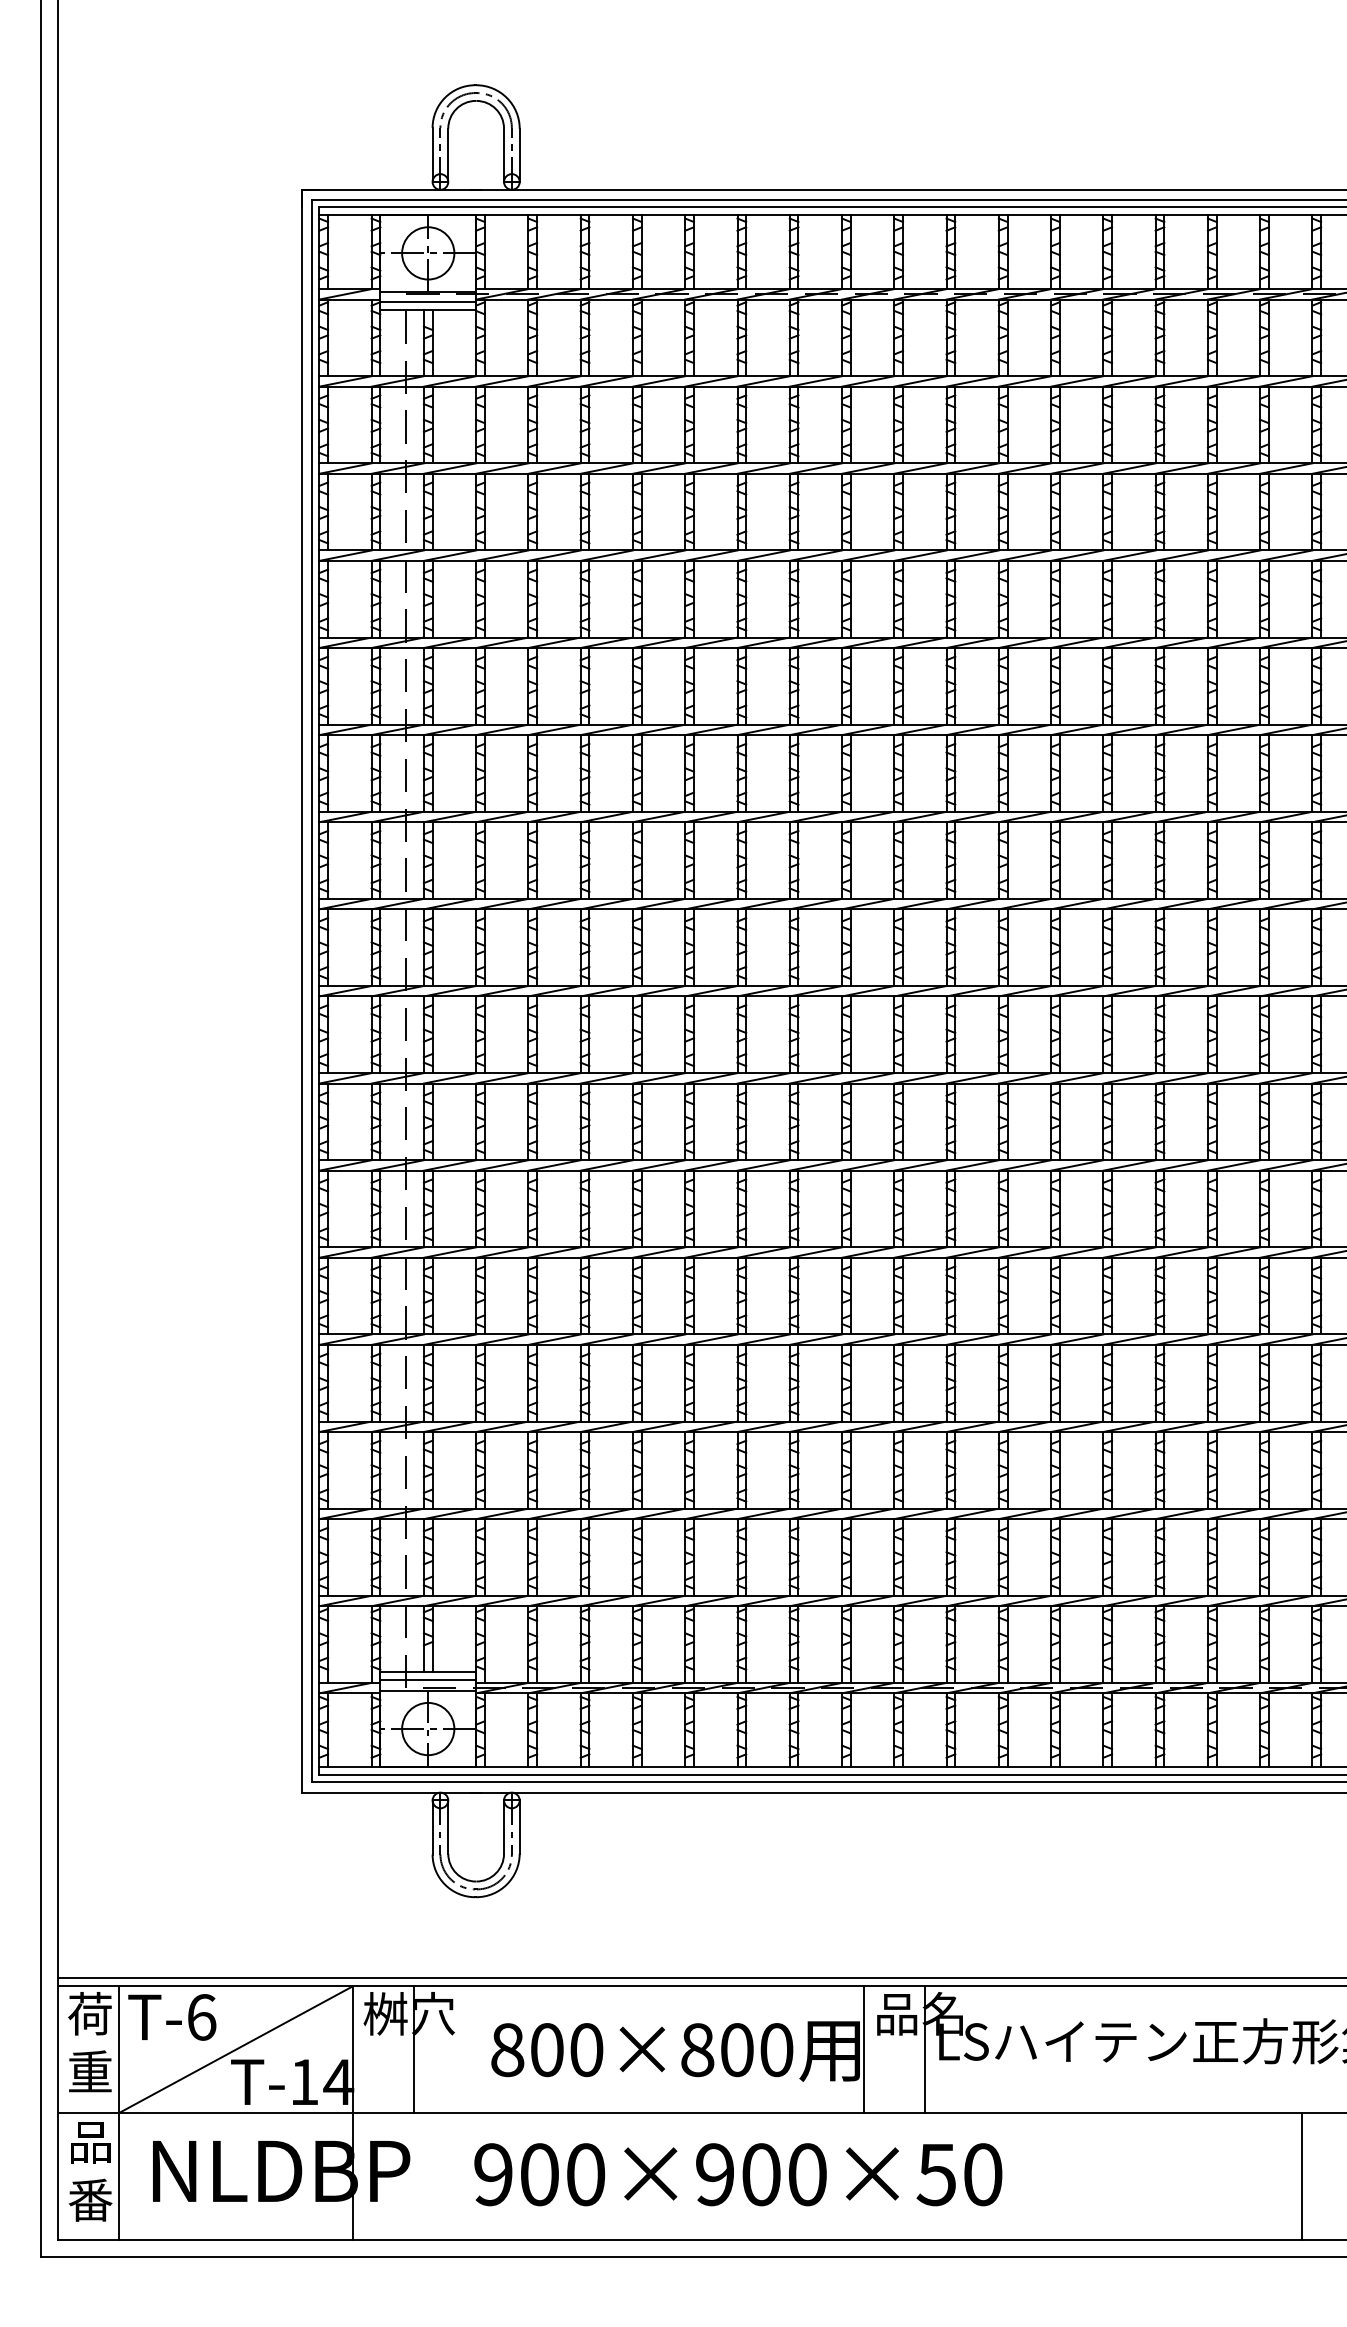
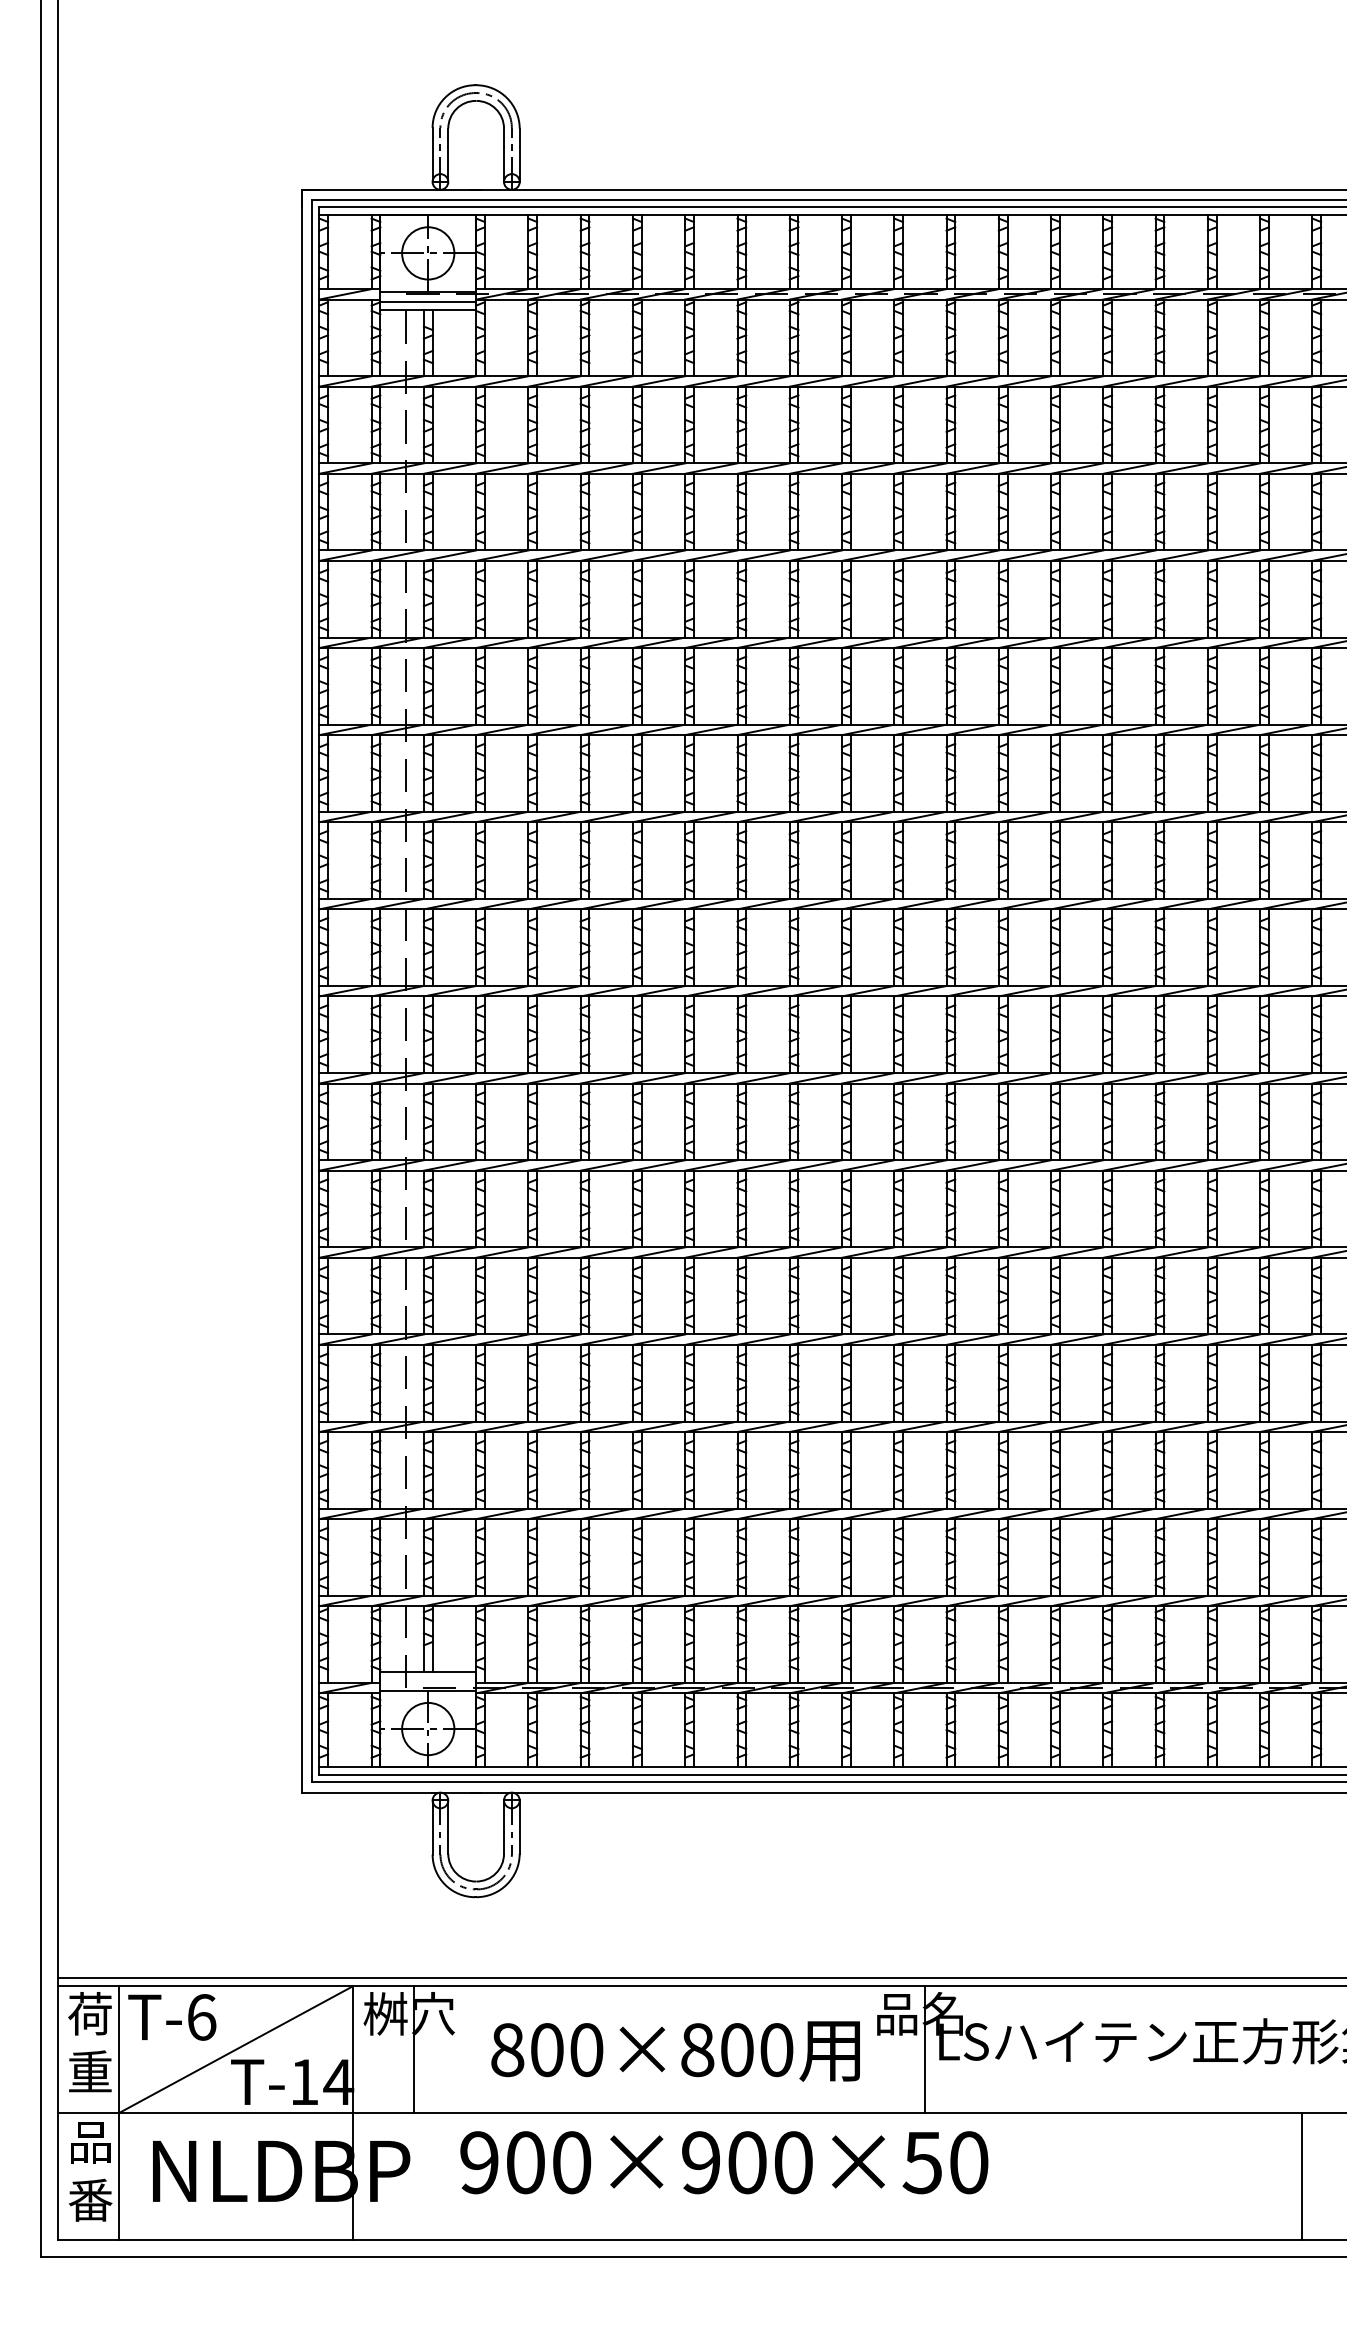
line: present -> none (428, 1680)
line: present -> none (863, 2049)
text position: (738, 2174) -> (724, 2162) (724, 2162)
